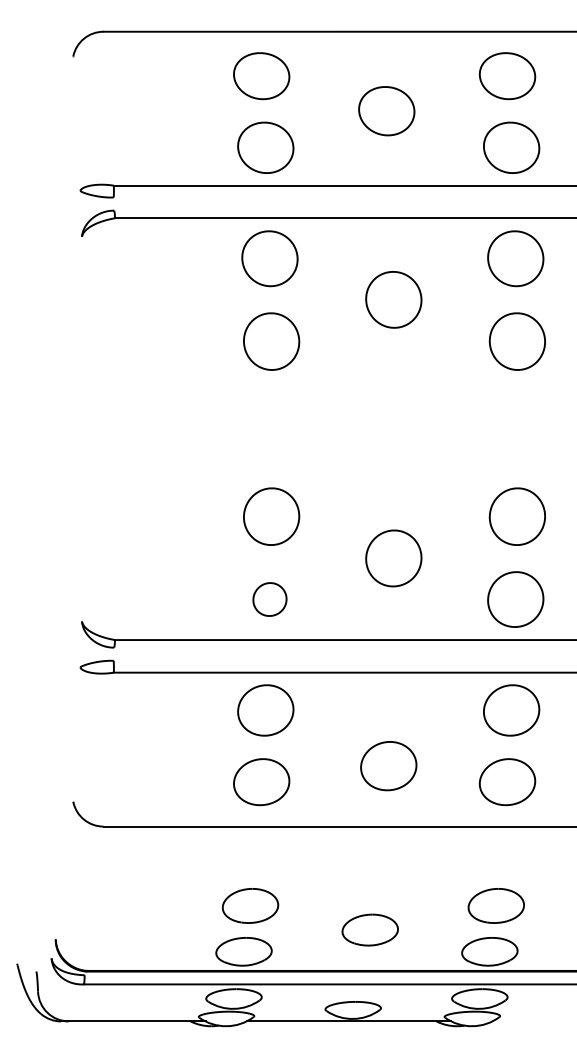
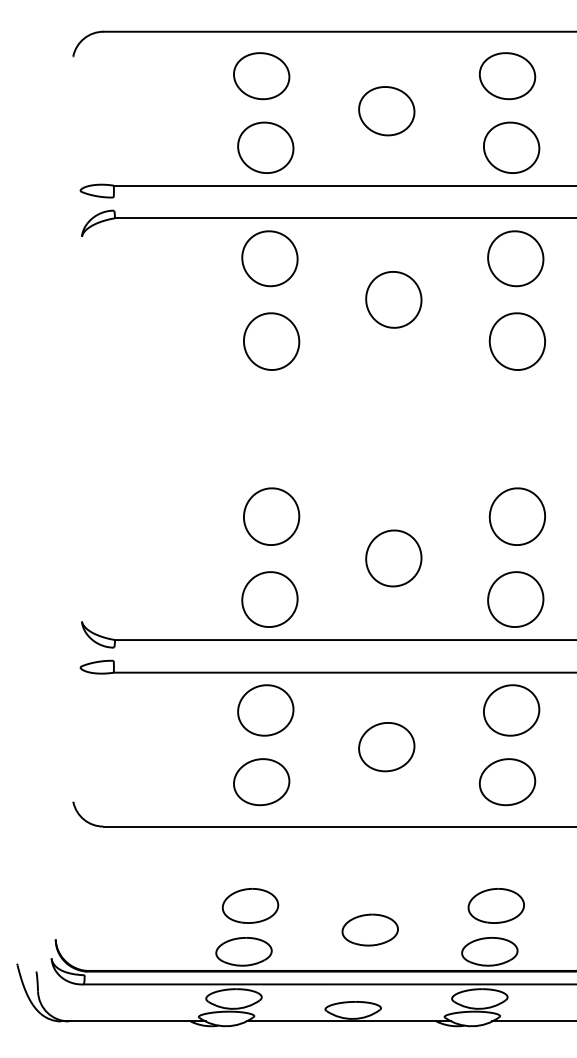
part size: 36x35 px -> 58x57 px (269, 599)
part position: (388, 766) -> (386, 747) (386, 747)
line: none -> present (532, 1021)
